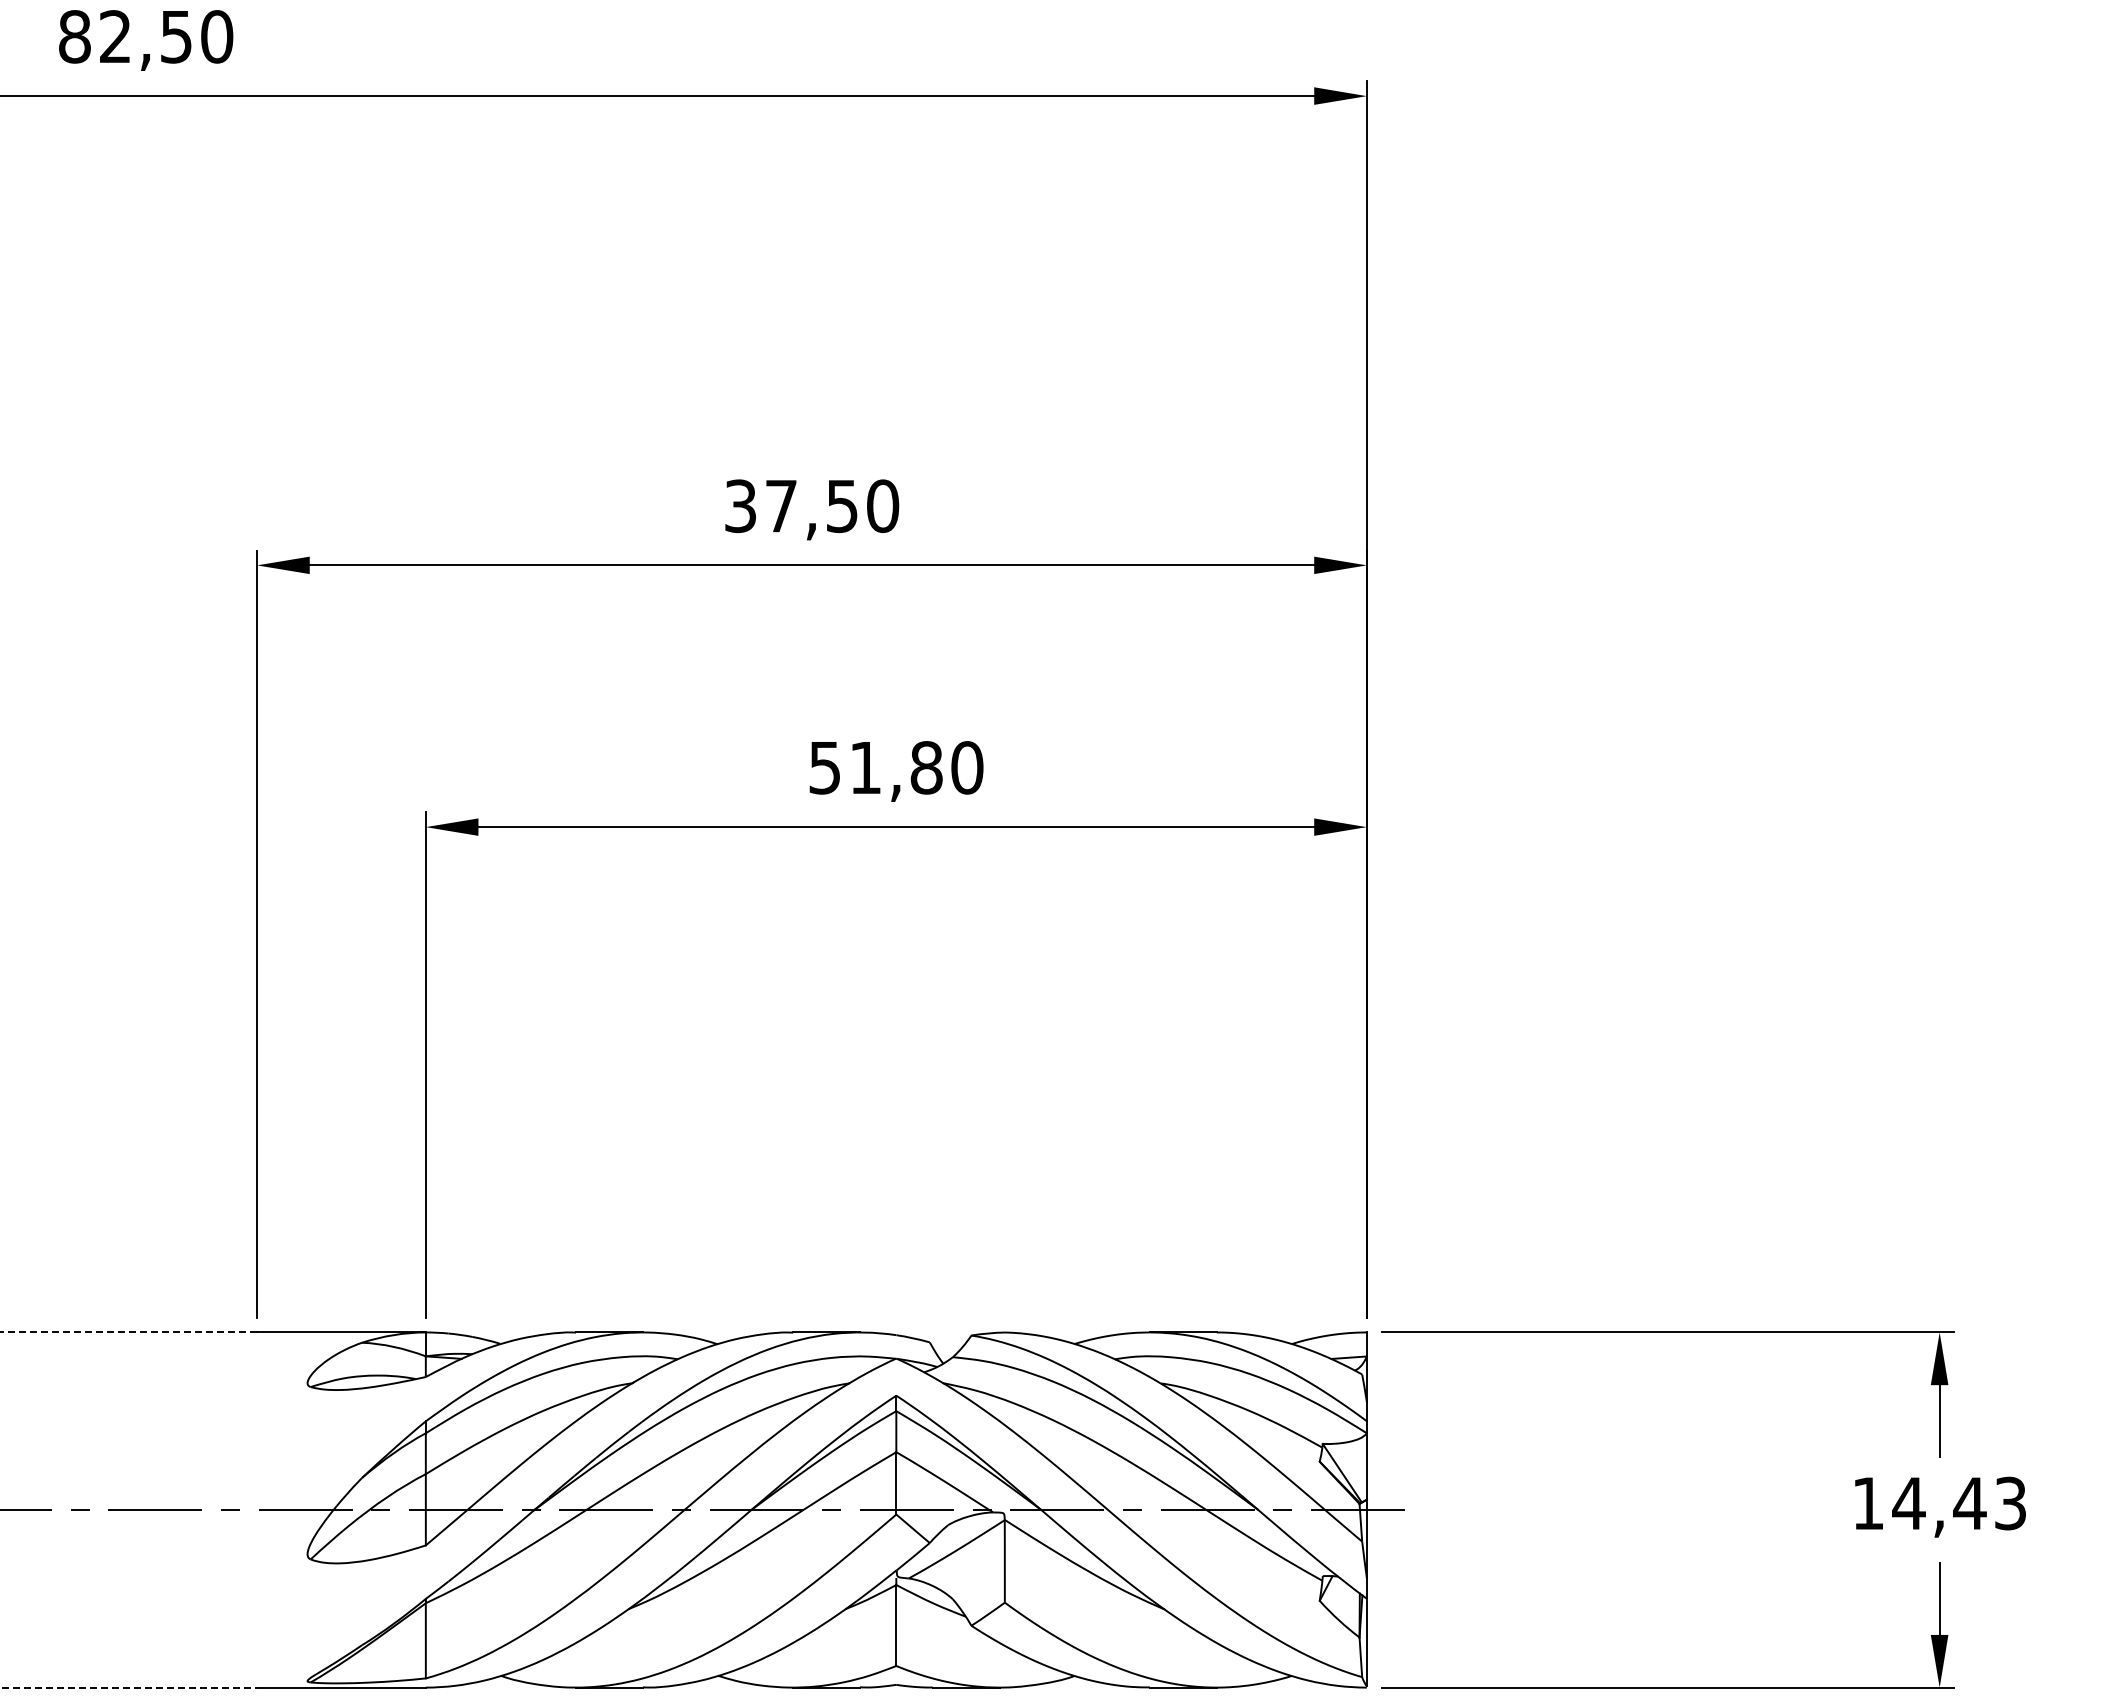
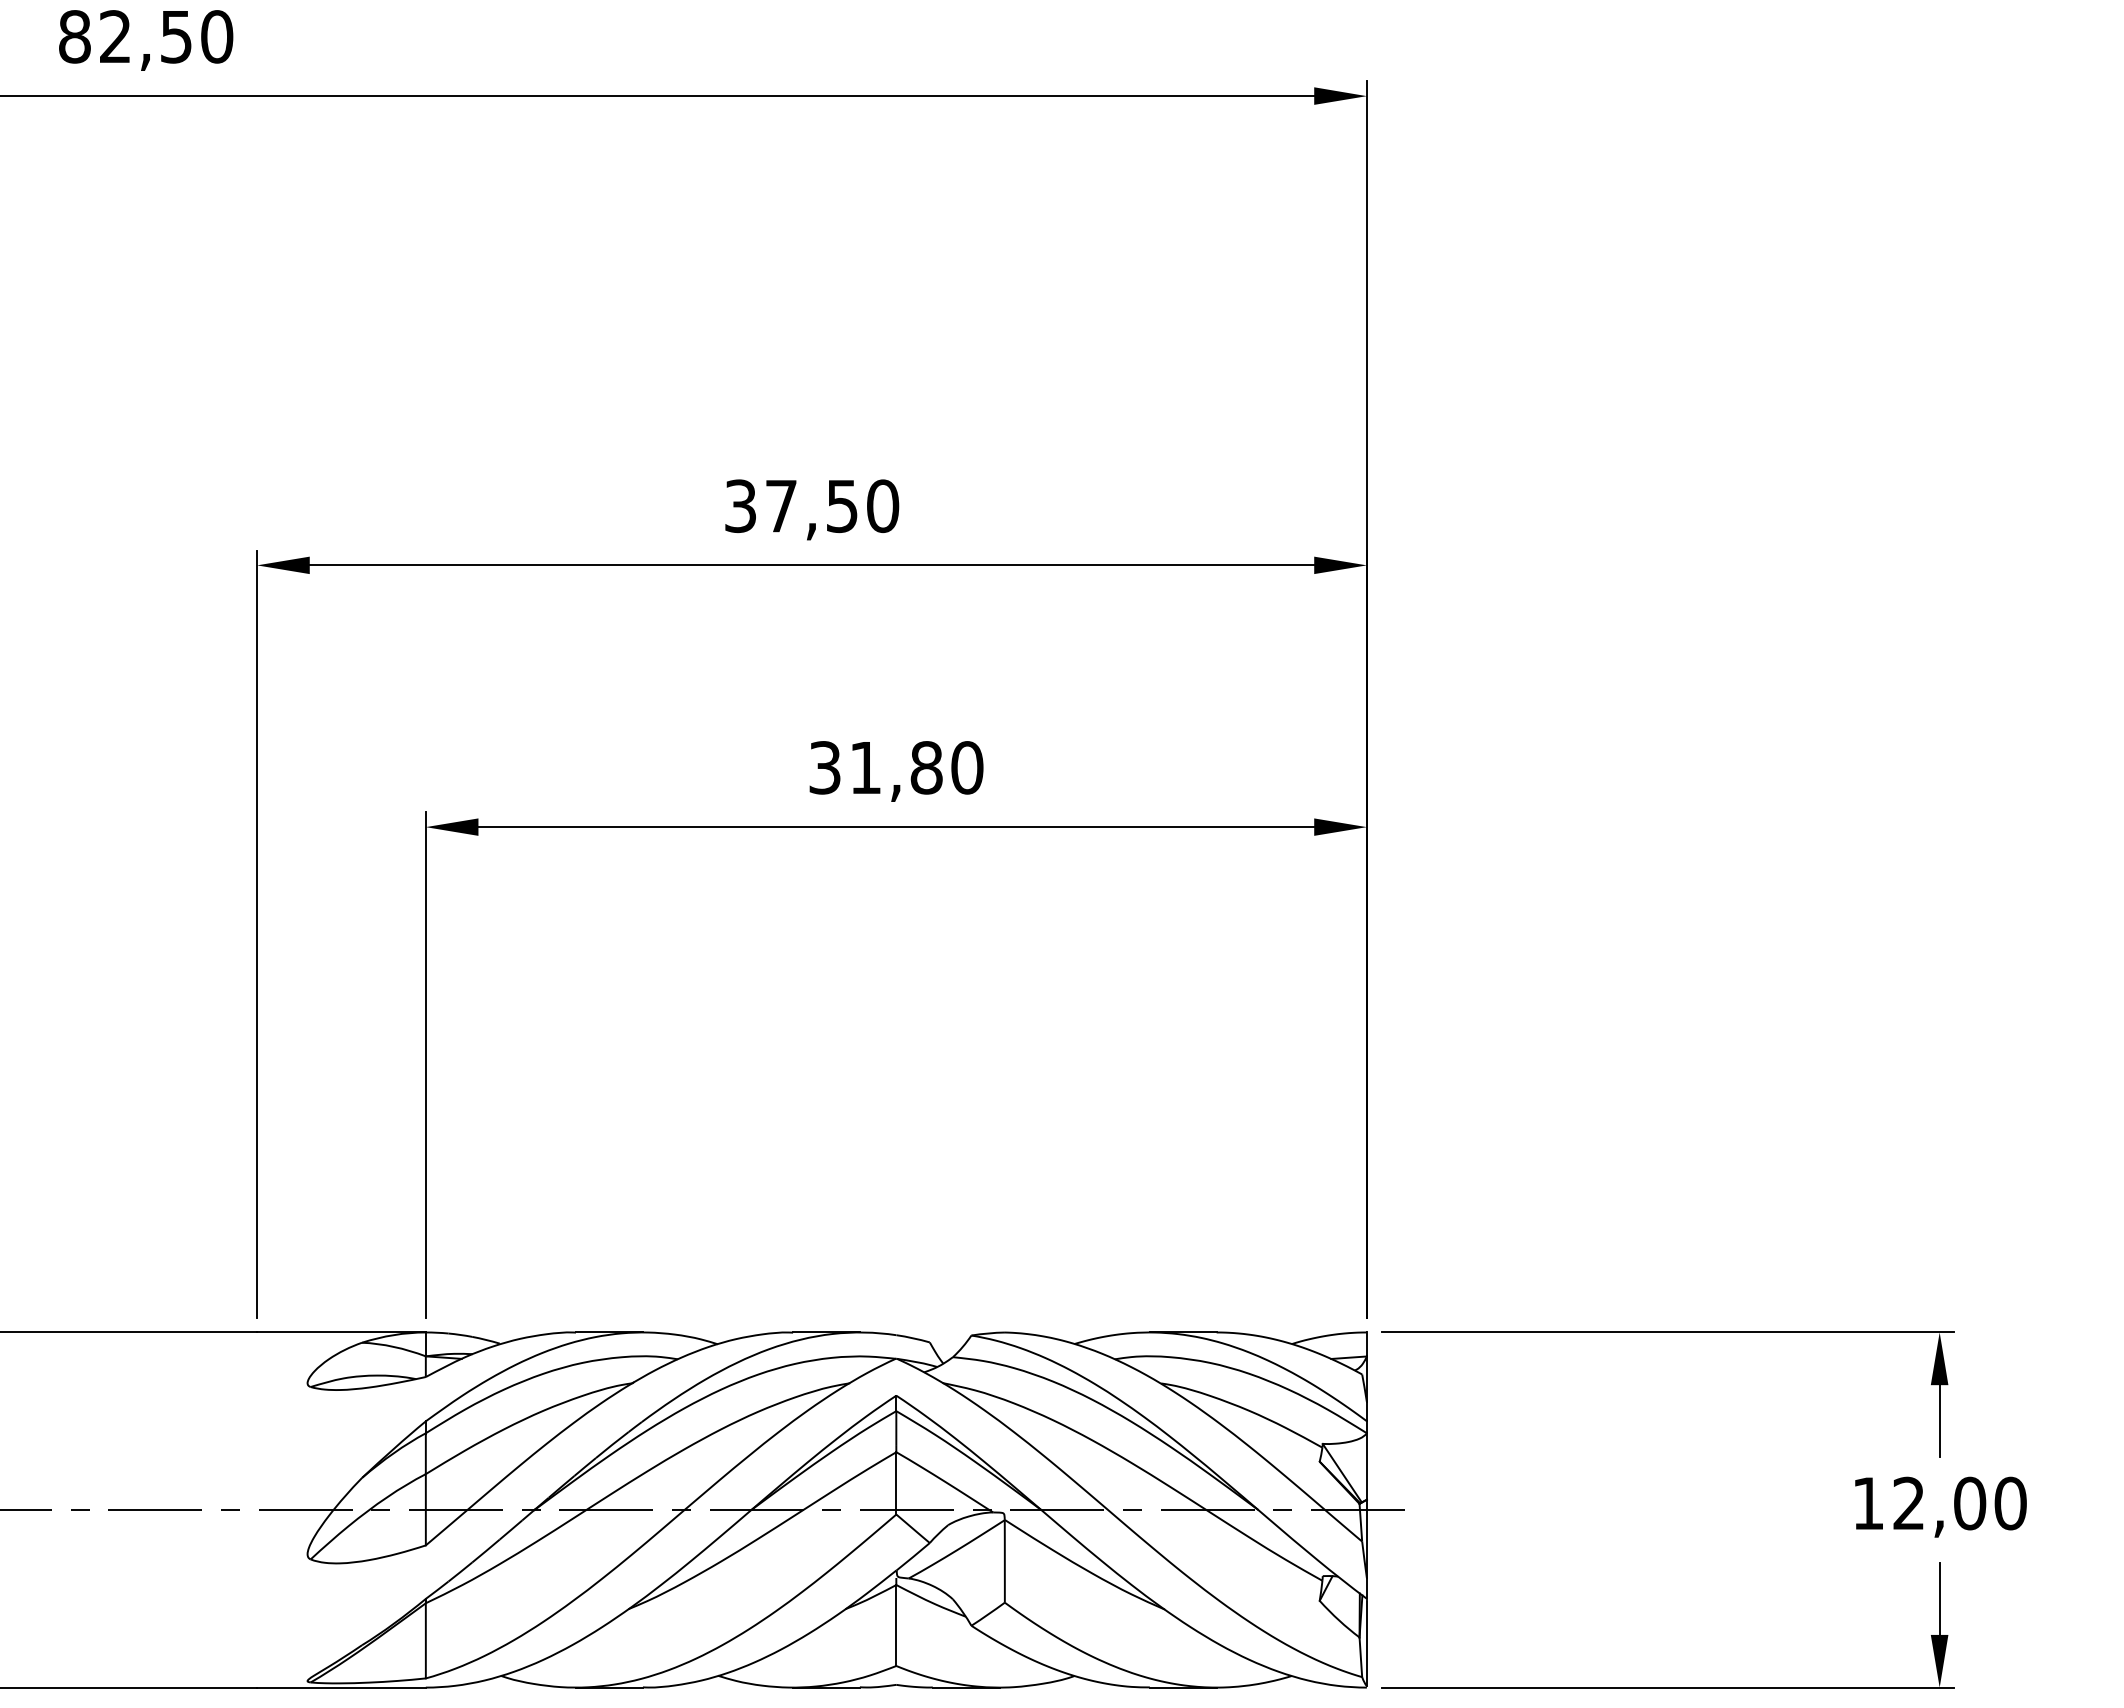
text: 51,80 -> 31,80 (825, 767)
line: dashed -> solid (128, 1332)
text: 14,43 -> 12,00 (1959, 1503)
line: dashed -> solid (129, 1687)
